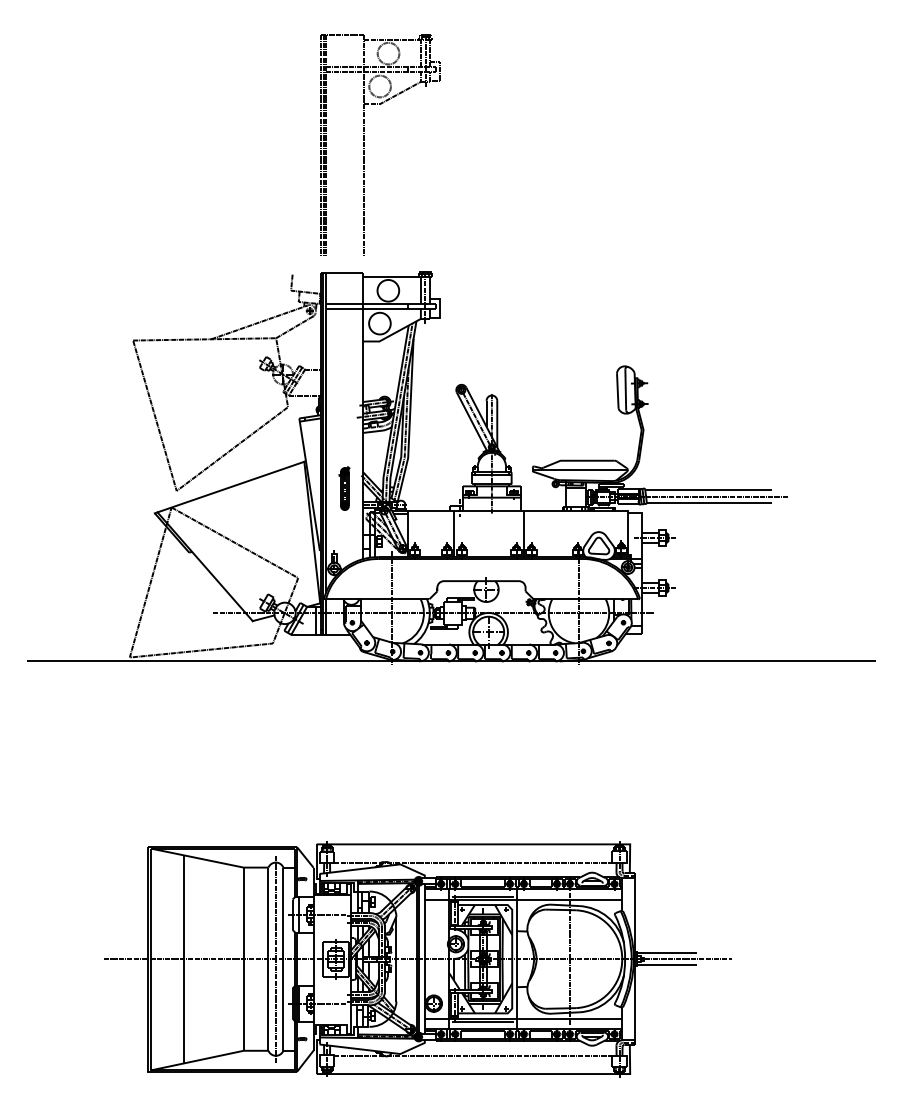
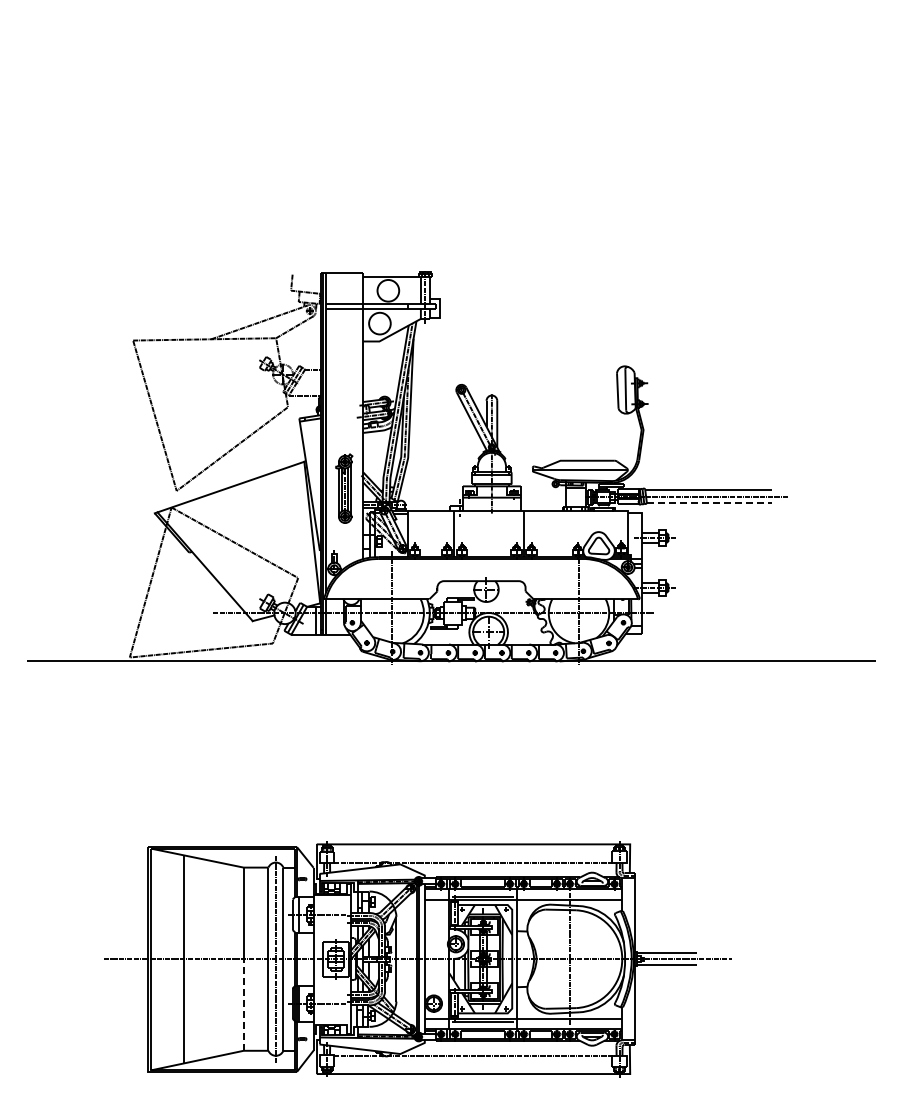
part: present -> none (364, 144)
part size: 13x45 px -> 19x71 px (344, 488)
line: solid -> dashed (709, 503)
line: solid -> dashed (243, 1005)
